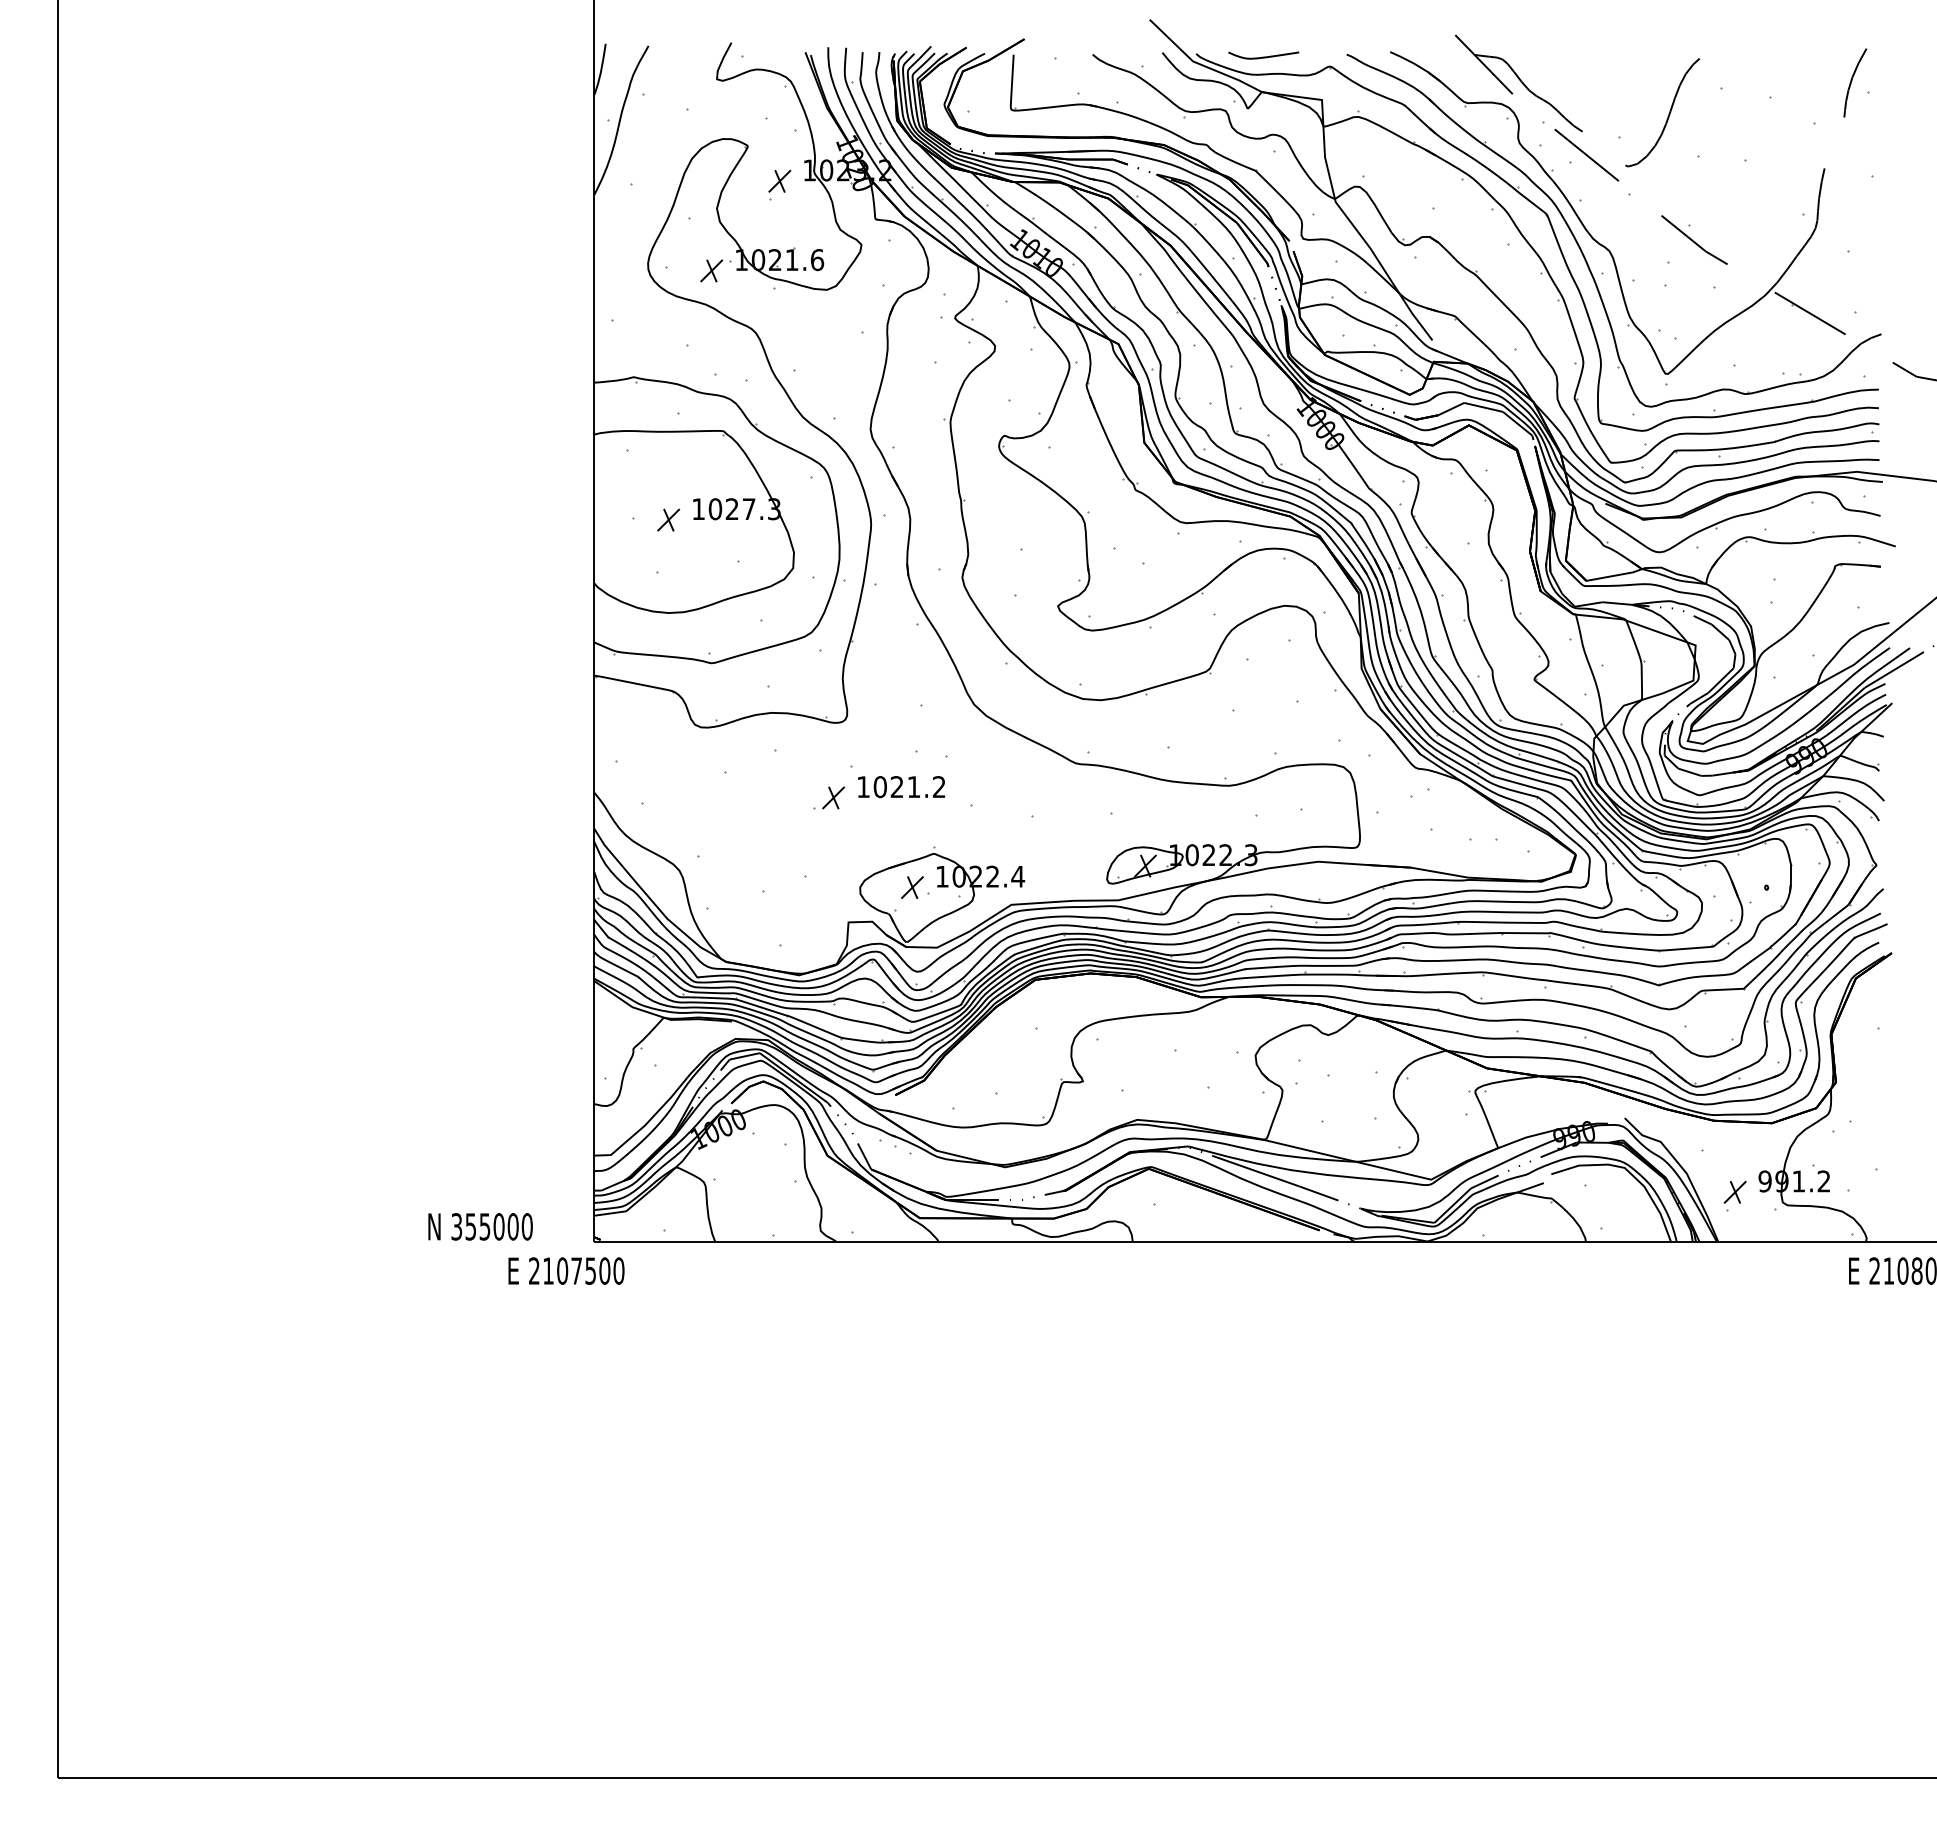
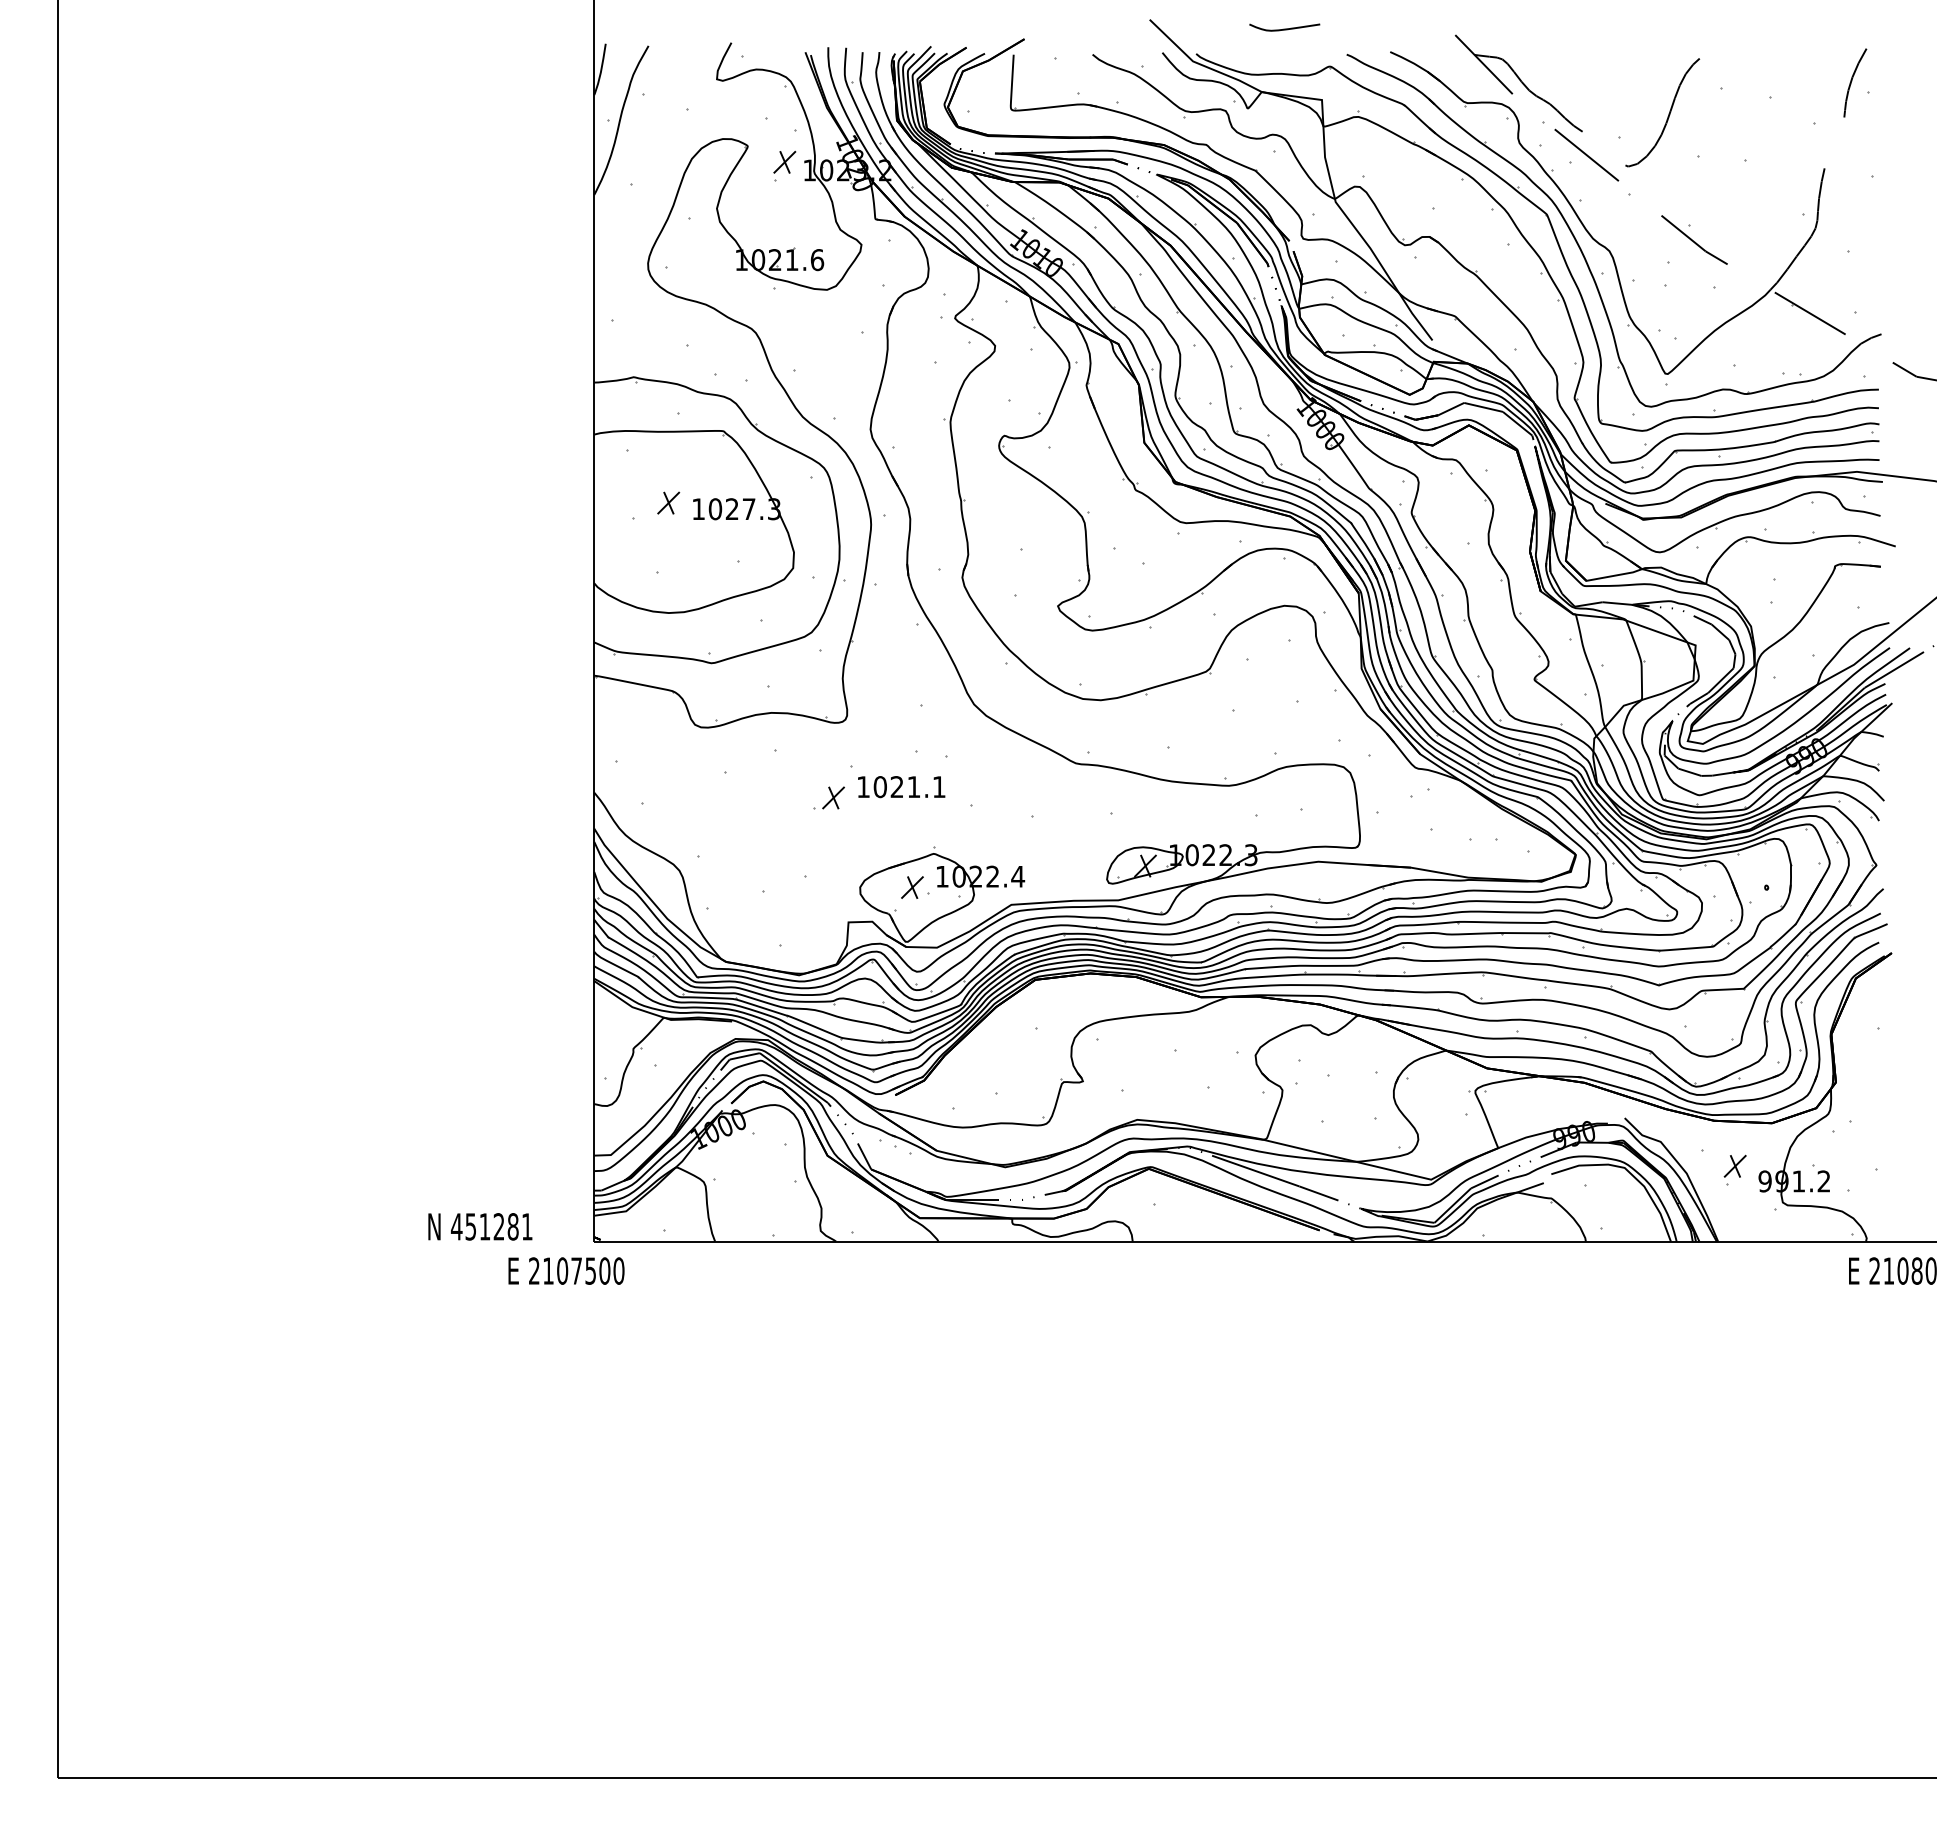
curve position: (1263, 56) -> (1284, 28) (1284, 28)
part position: (779, 184) -> (784, 165) (784, 165)
part: present -> none (715, 270)
part position: (668, 519) -> (668, 502) (668, 502)
text: 1021.2 -> 1021.1 (938, 786)
part position: (1734, 1195) -> (1734, 1169) (1734, 1169)
text: 355000 -> 451281 (491, 1226)
